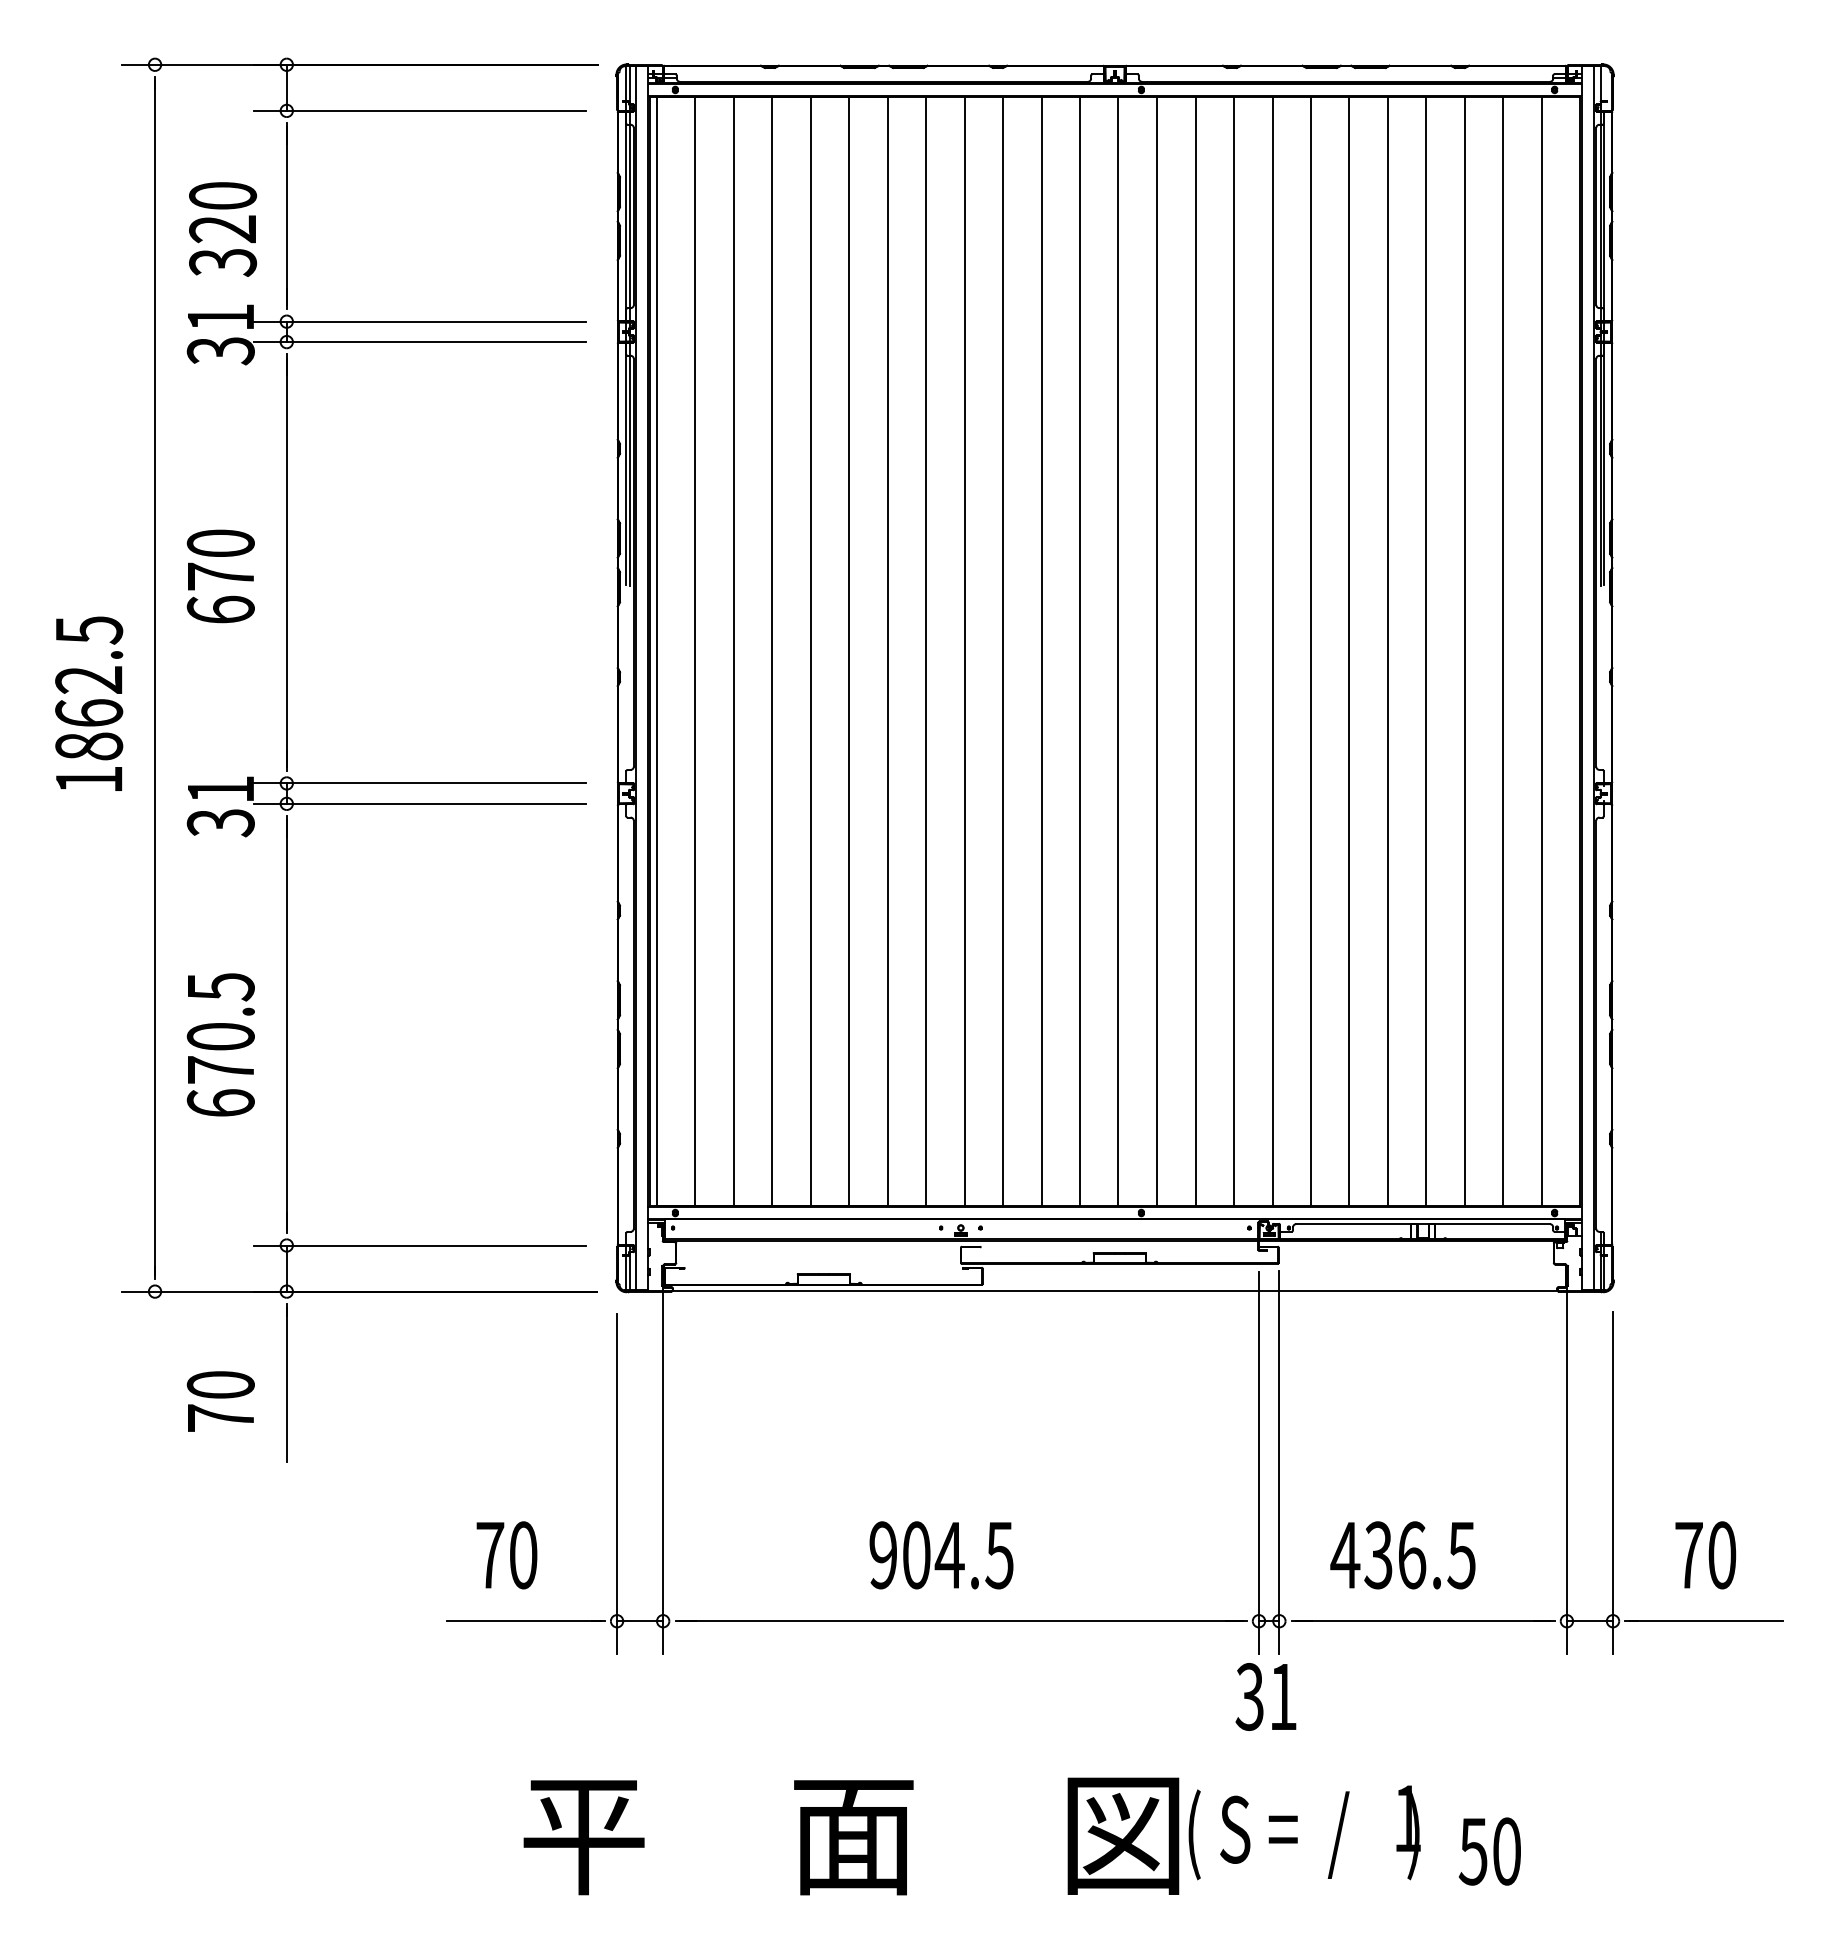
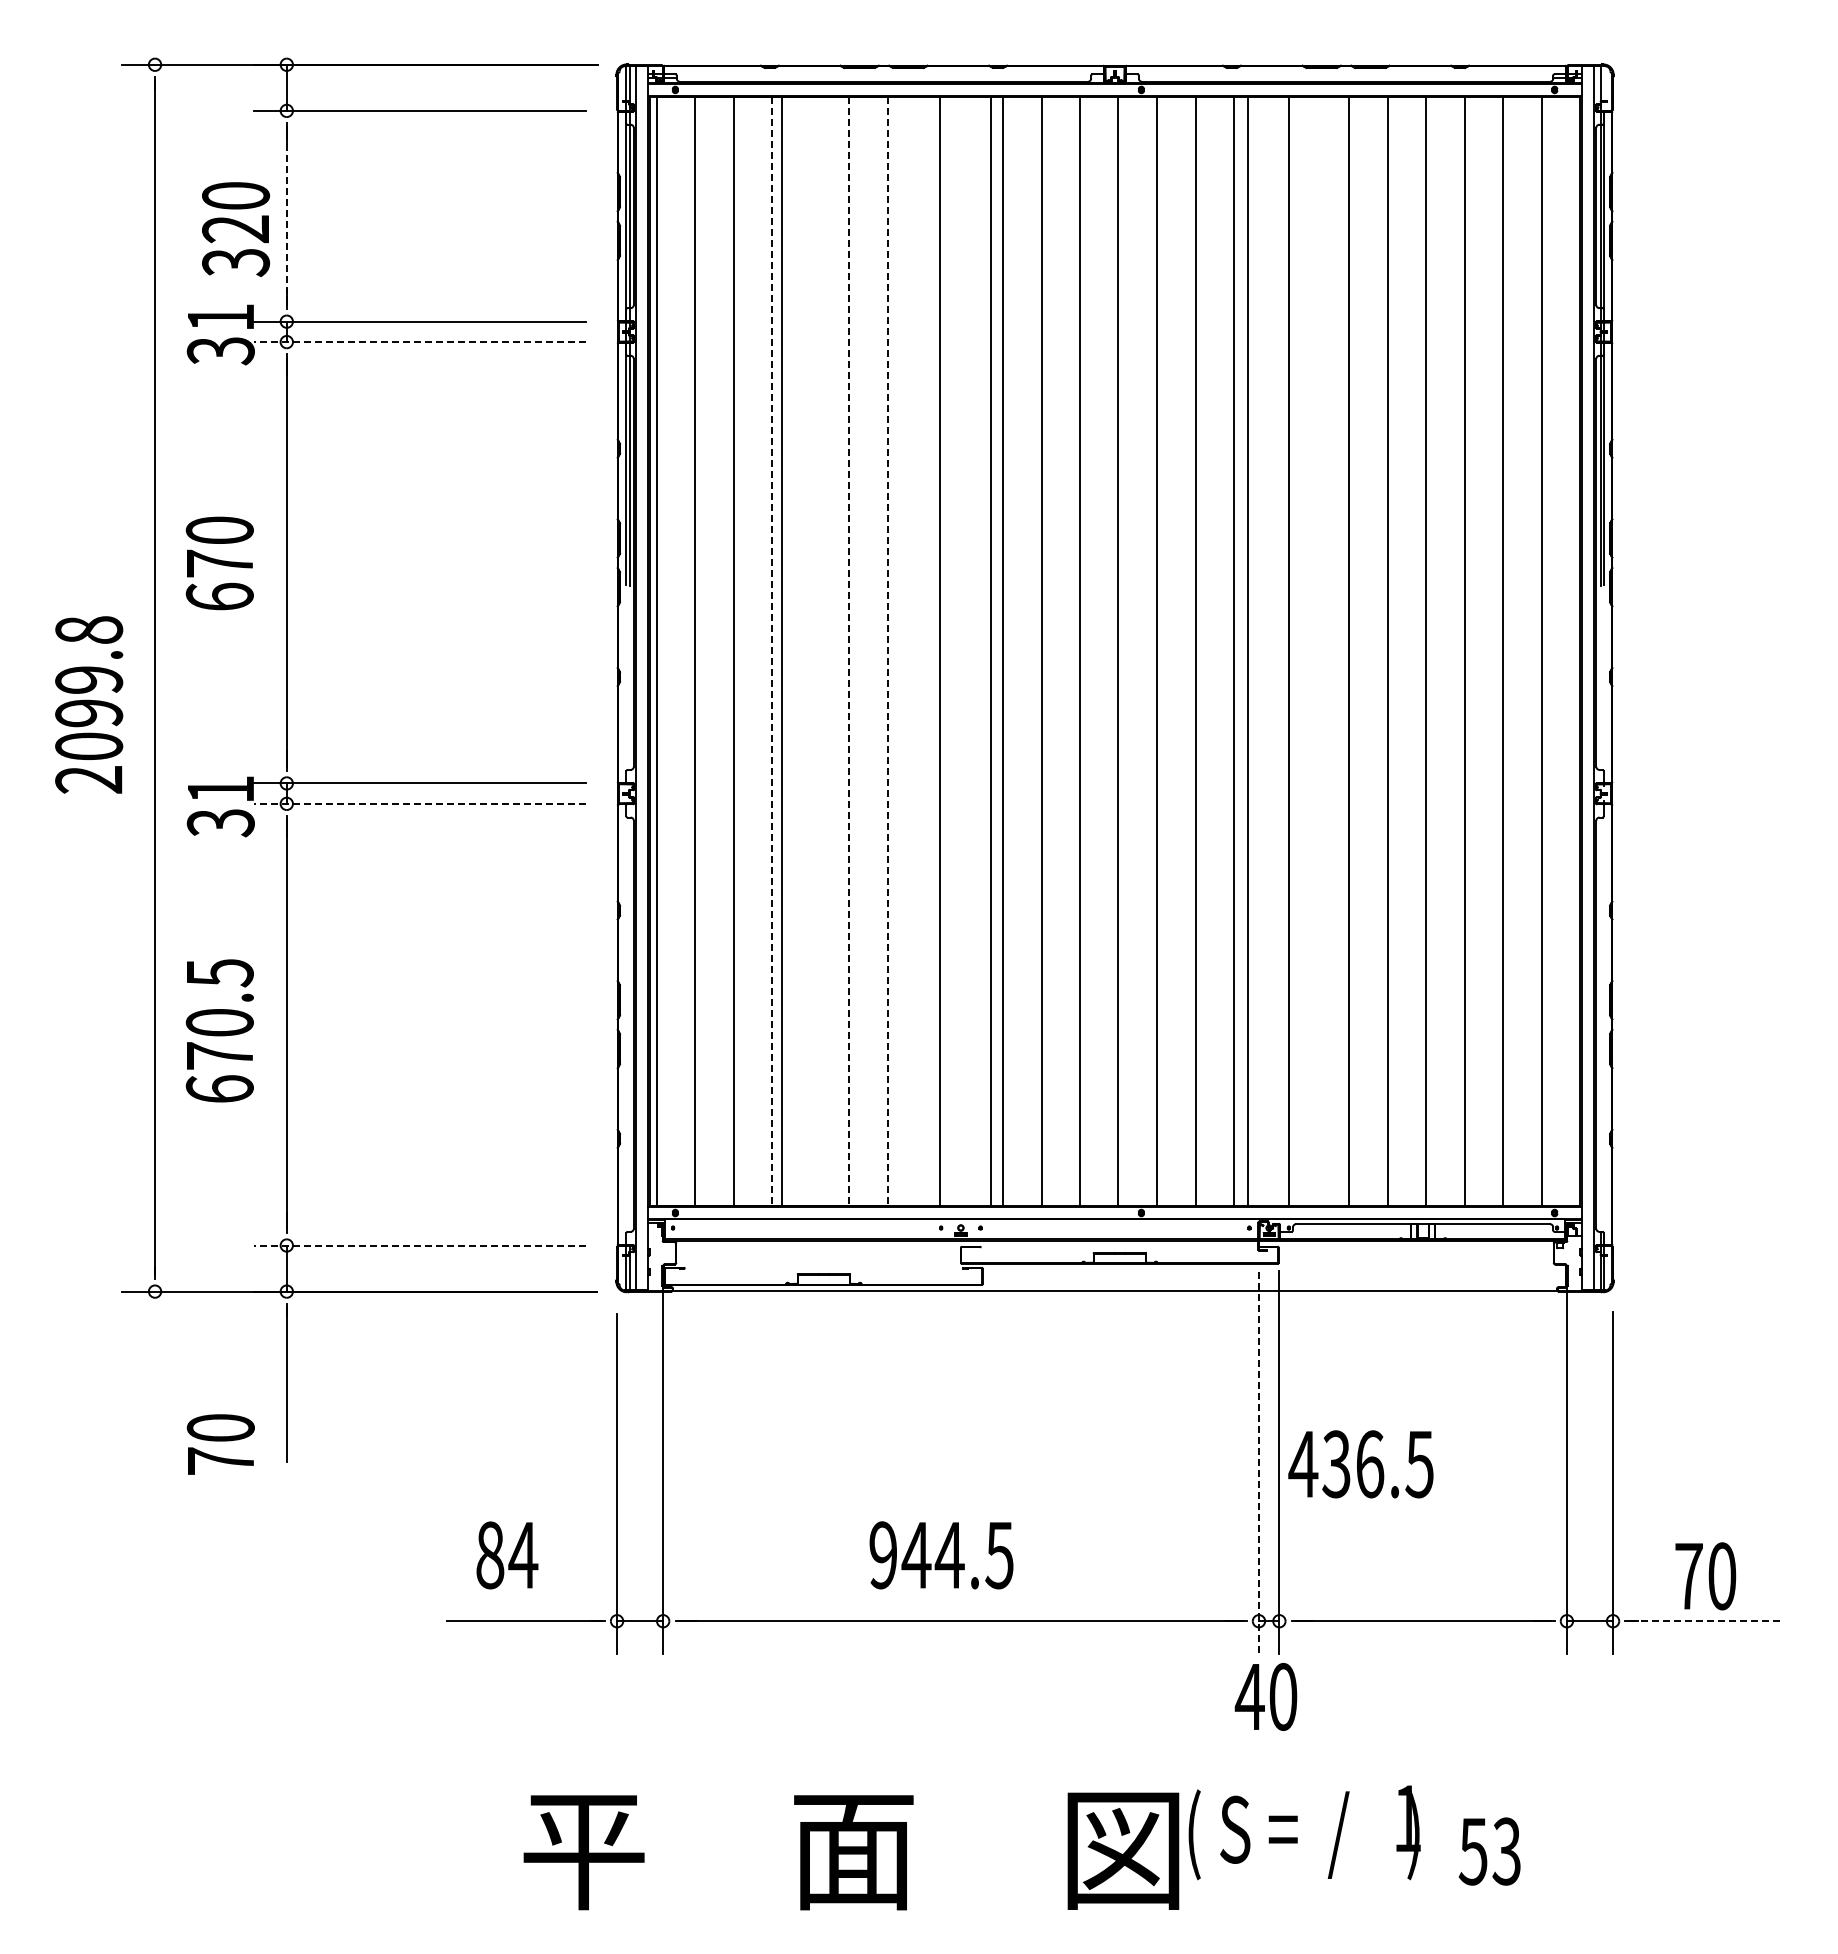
line: solid -> dashed (286, 216)
text position: (223, 229) -> (236, 229) (236, 229)
line: solid -> dashed (419, 342)
text position: (220, 576) -> (219, 563) (219, 563)
line: solid -> dashed (772, 651)
line position: (810, 651) -> (781, 651) (781, 651)
line: solid -> dashed (849, 651)
line: solid -> dashed (887, 651)
line position: (926, 651) -> (940, 651) (940, 651)
line position: (964, 651) -> (990, 651) (990, 651)
line position: (1272, 651) -> (1247, 651) (1247, 651)
line position: (1311, 651) -> (1289, 651) (1289, 651)
text: 1862.5 -> 2099.8 (89, 704)
line: solid -> dashed (419, 803)
text position: (220, 1044) -> (219, 1030) (219, 1030)
line: solid -> dashed (419, 1245)
text position: (220, 1401) -> (220, 1444) (220, 1444)
line: solid -> dashed (1258, 1463)
text: 70 -> 84 (507, 1555)
text: 904.5 -> 944.5 (916, 1555)
text position: (1402, 1555) -> (1360, 1464) (1360, 1464)
text position: (1705, 1555) -> (1705, 1576) (1705, 1576)
line: solid -> dashed (1706, 1621)
text: 31 -> 40 (1265, 1696)
text position: (851, 1836) -> (851, 1851) (851, 1851)
text: 50 -> 53 (1506, 1851)
